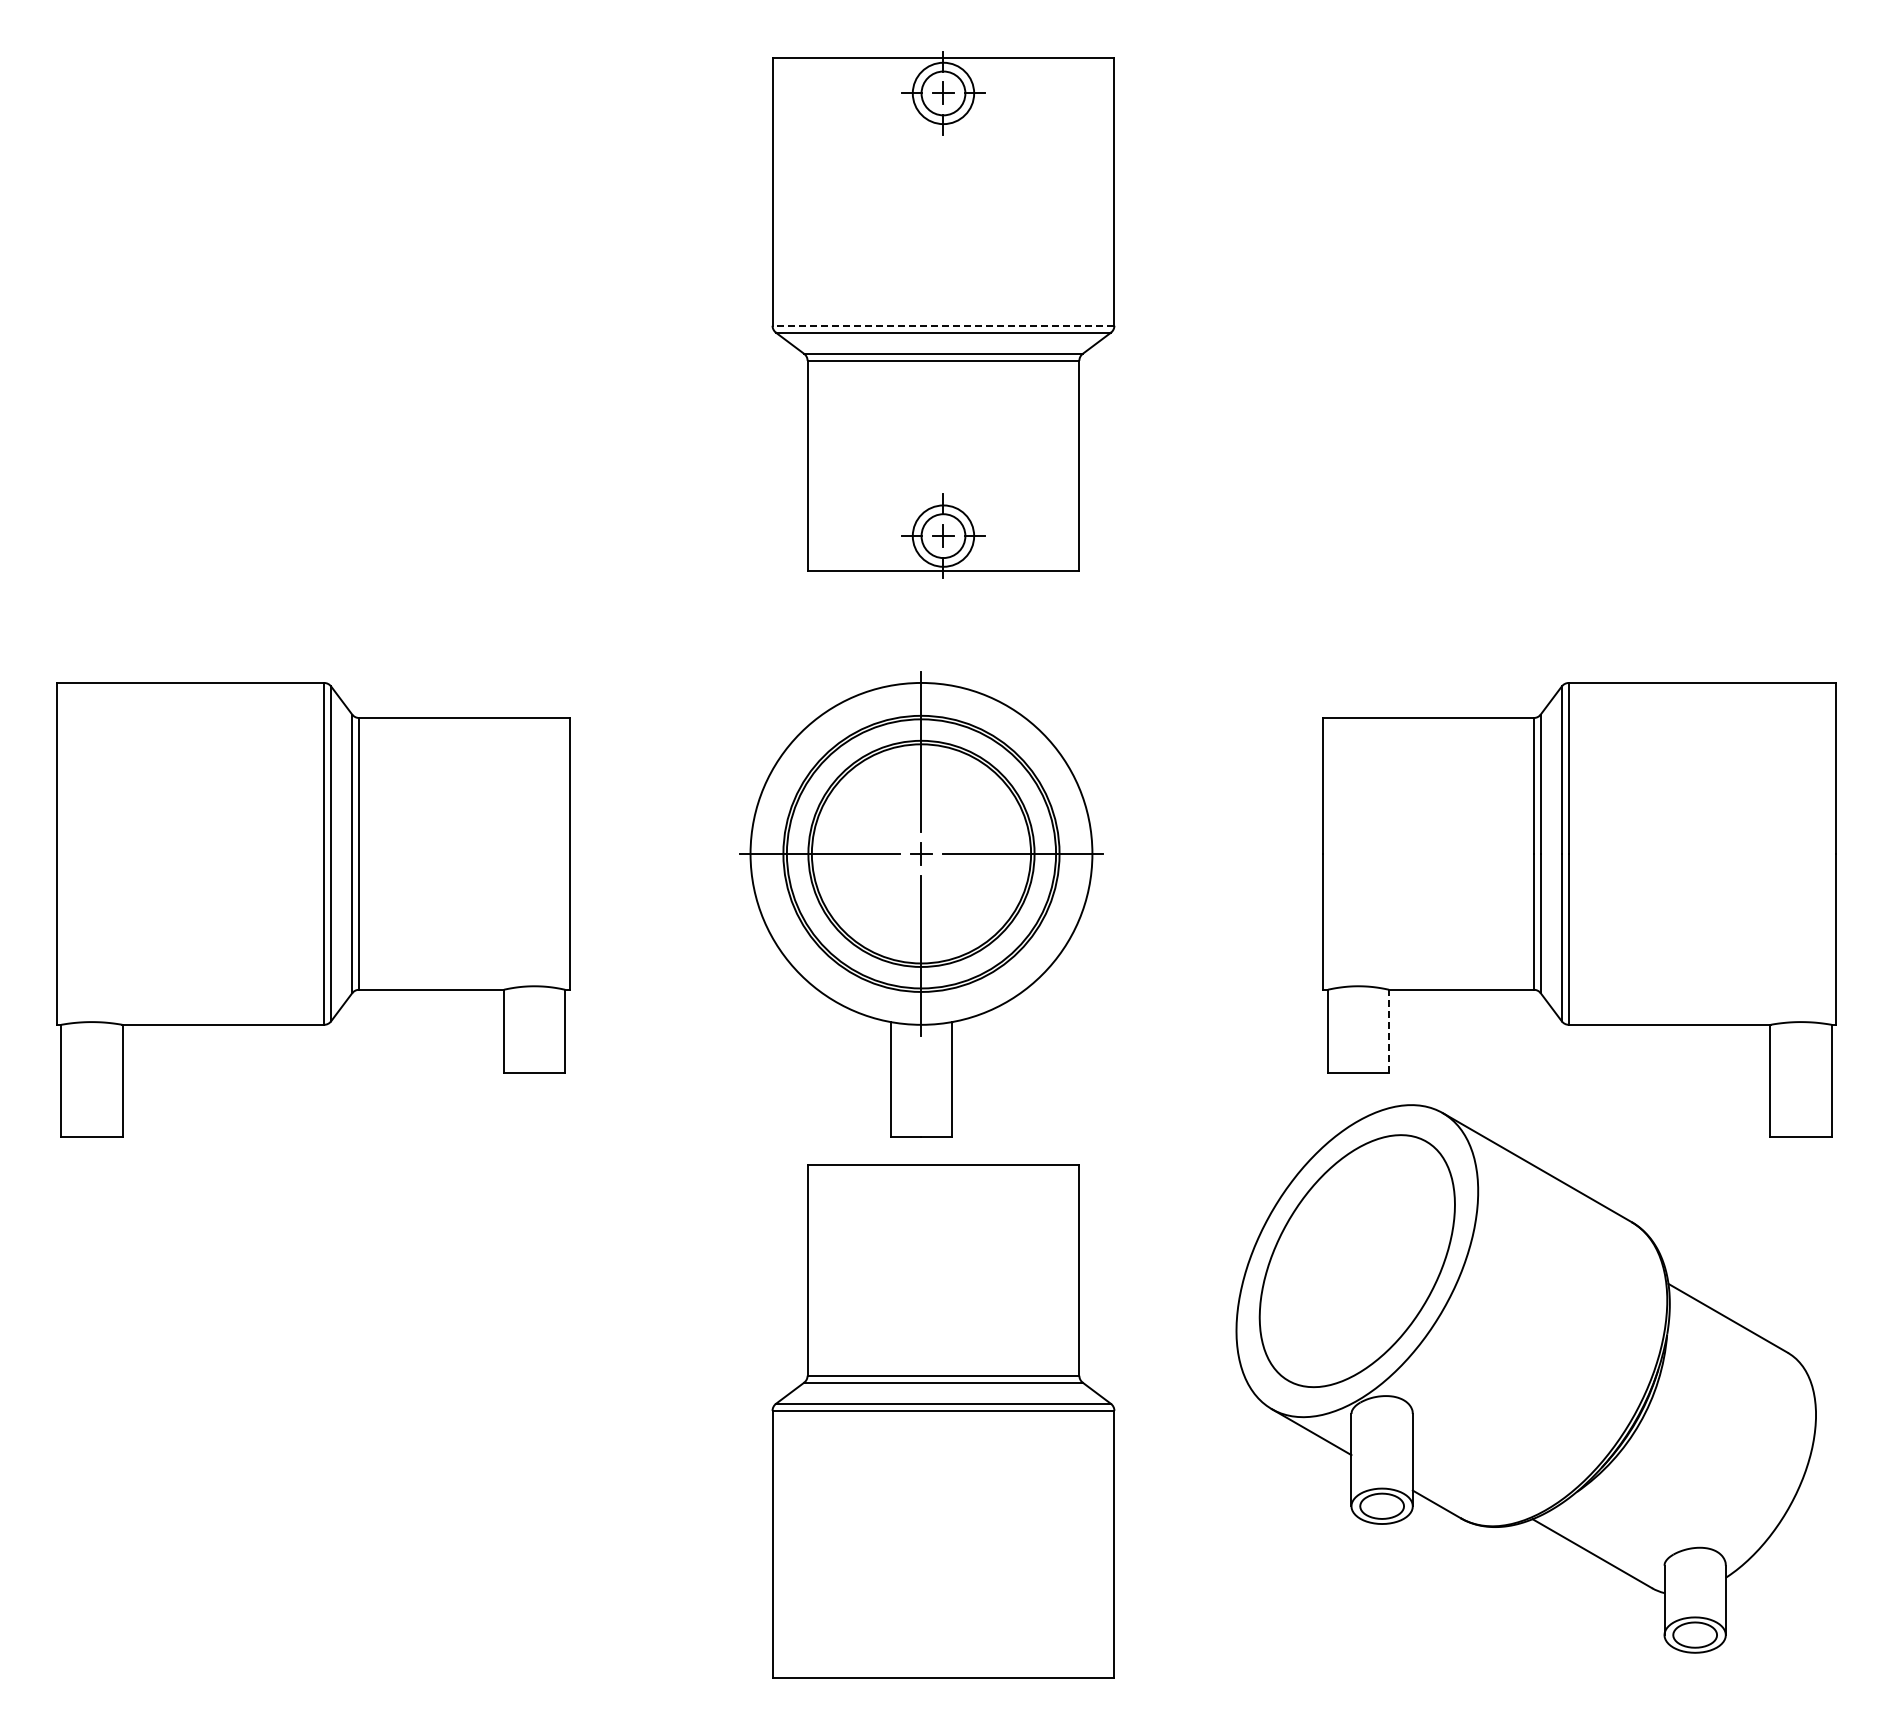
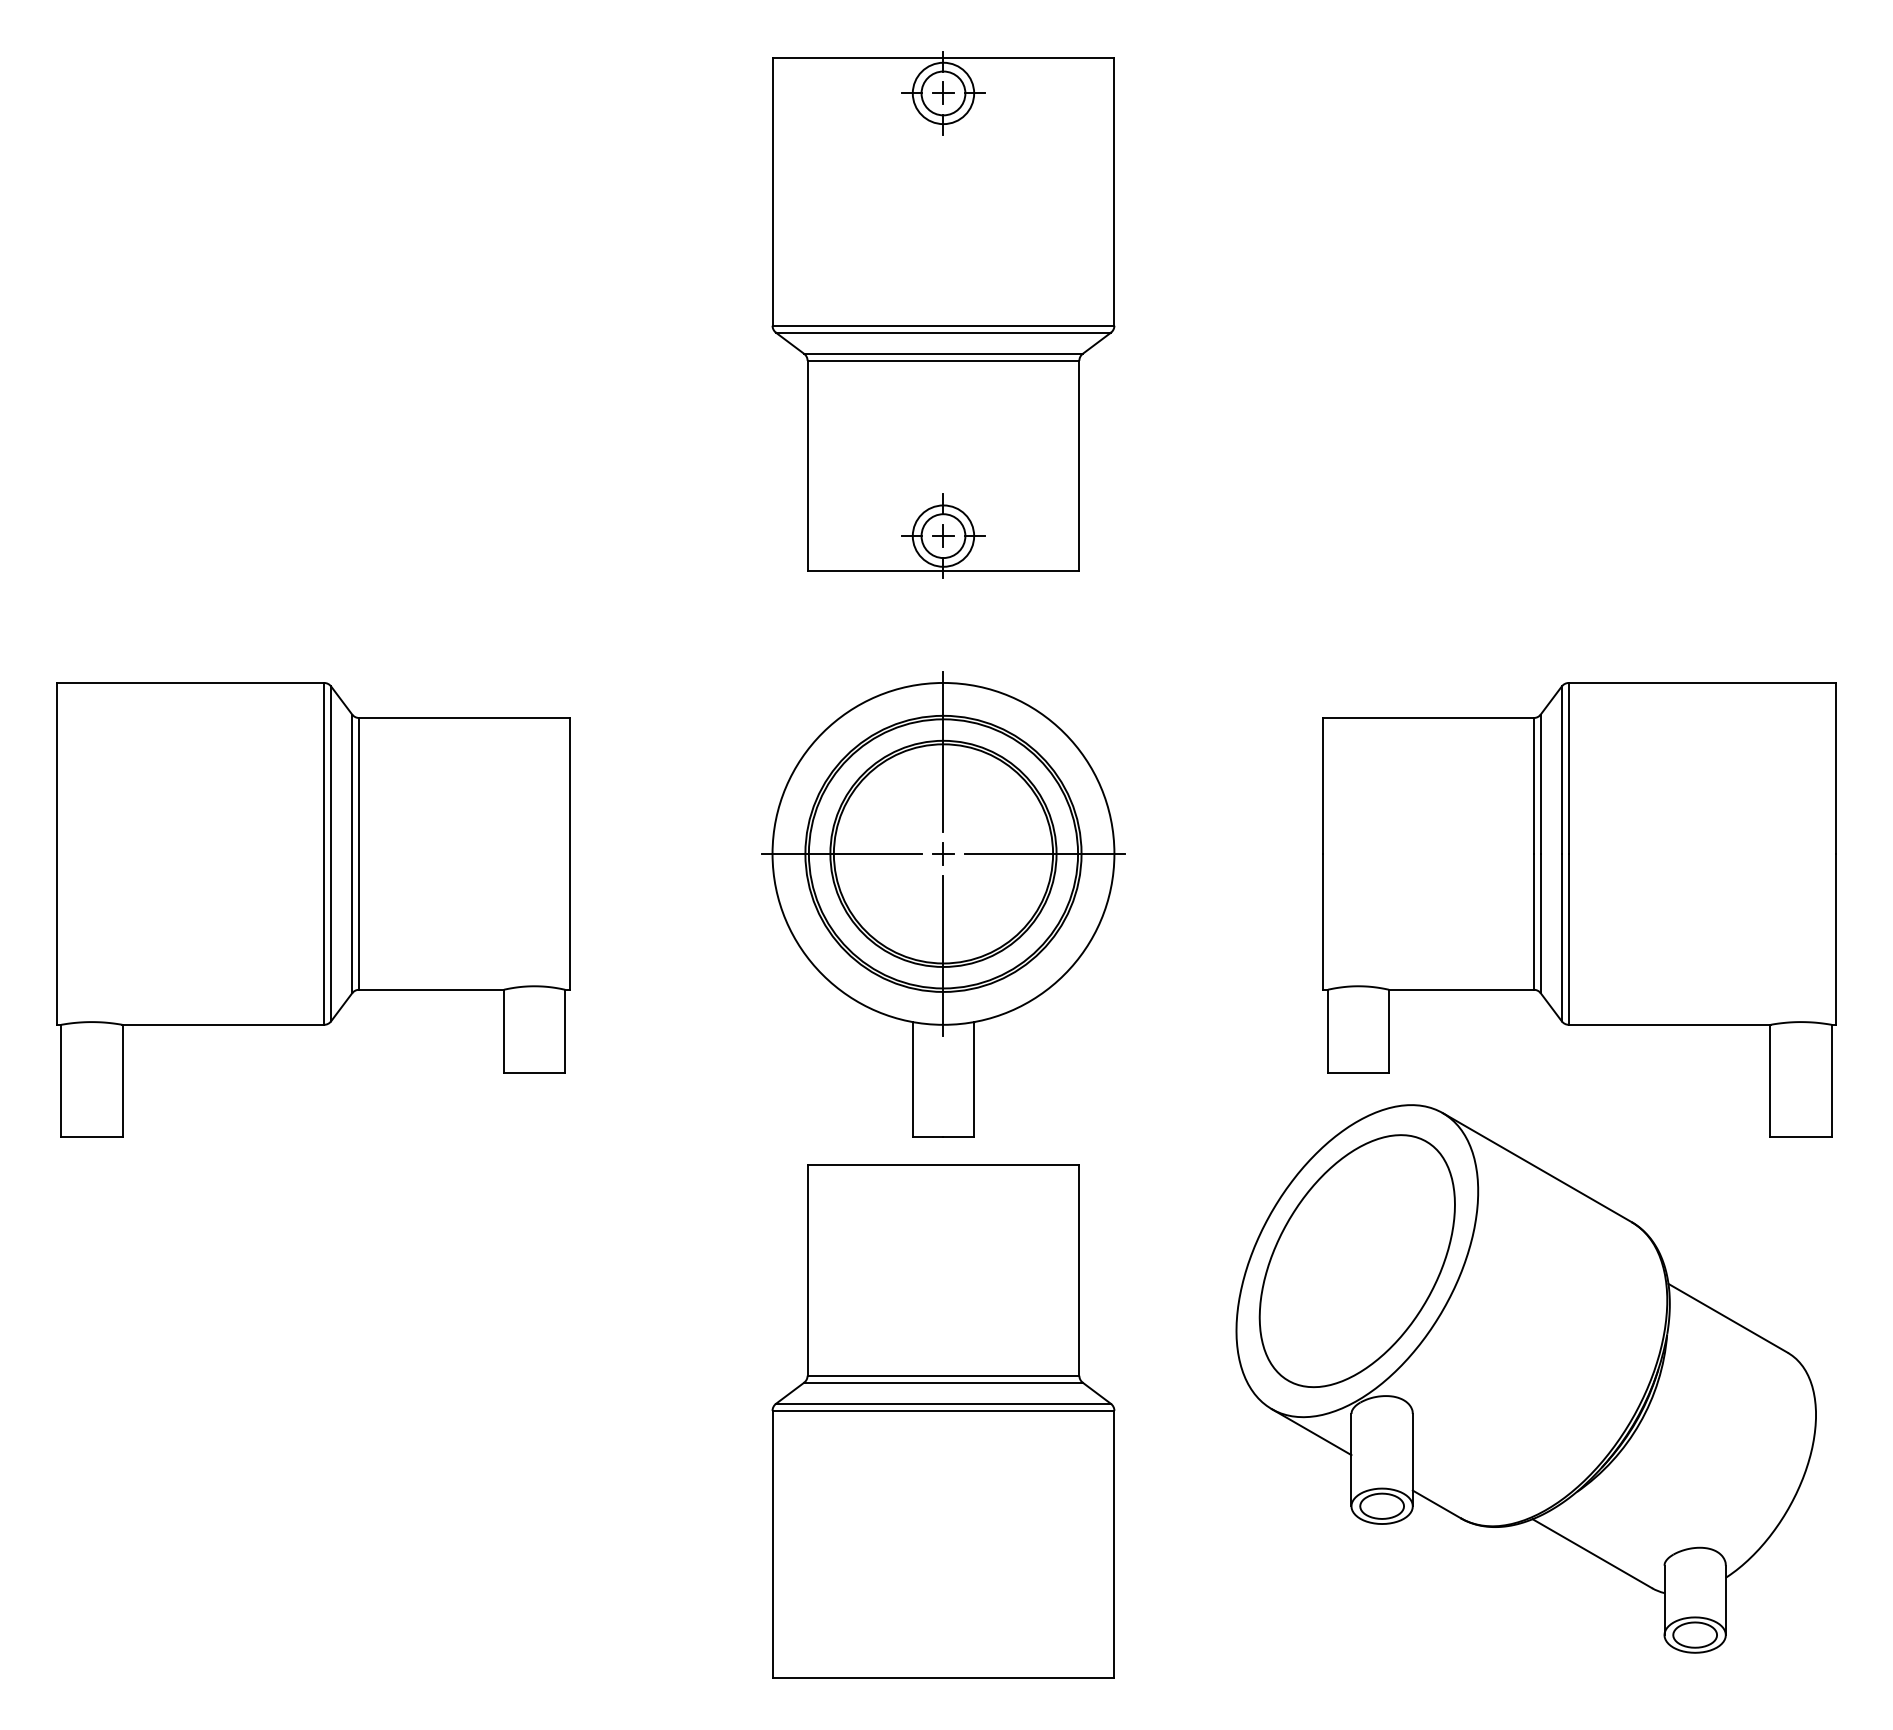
line: dashed -> solid (943, 325)
part position: (921, 904) -> (943, 904) (943, 904)
line: dashed -> solid (1389, 1031)
